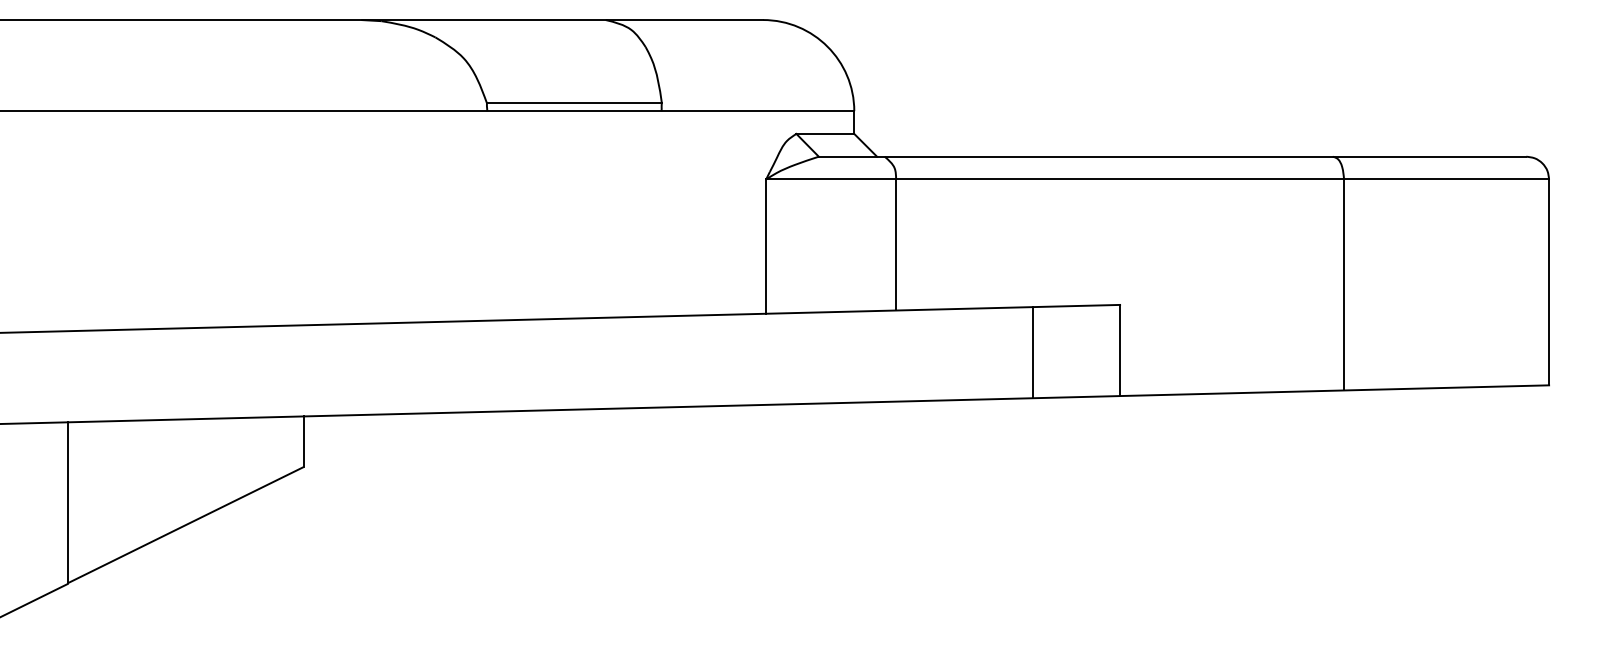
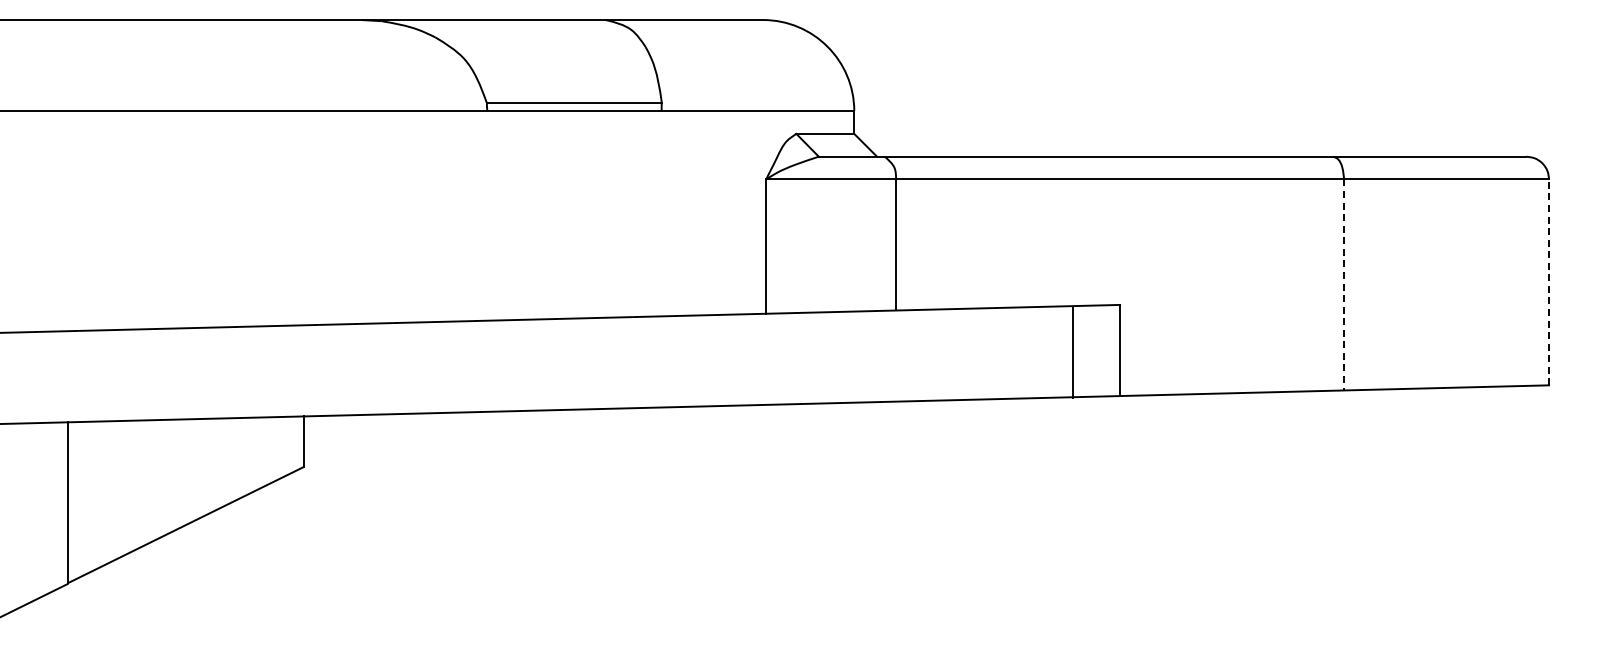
line: solid -> dashed (1549, 282)
line: solid -> dashed (1344, 285)
line position: (1032, 352) -> (1072, 352) (1072, 352)
